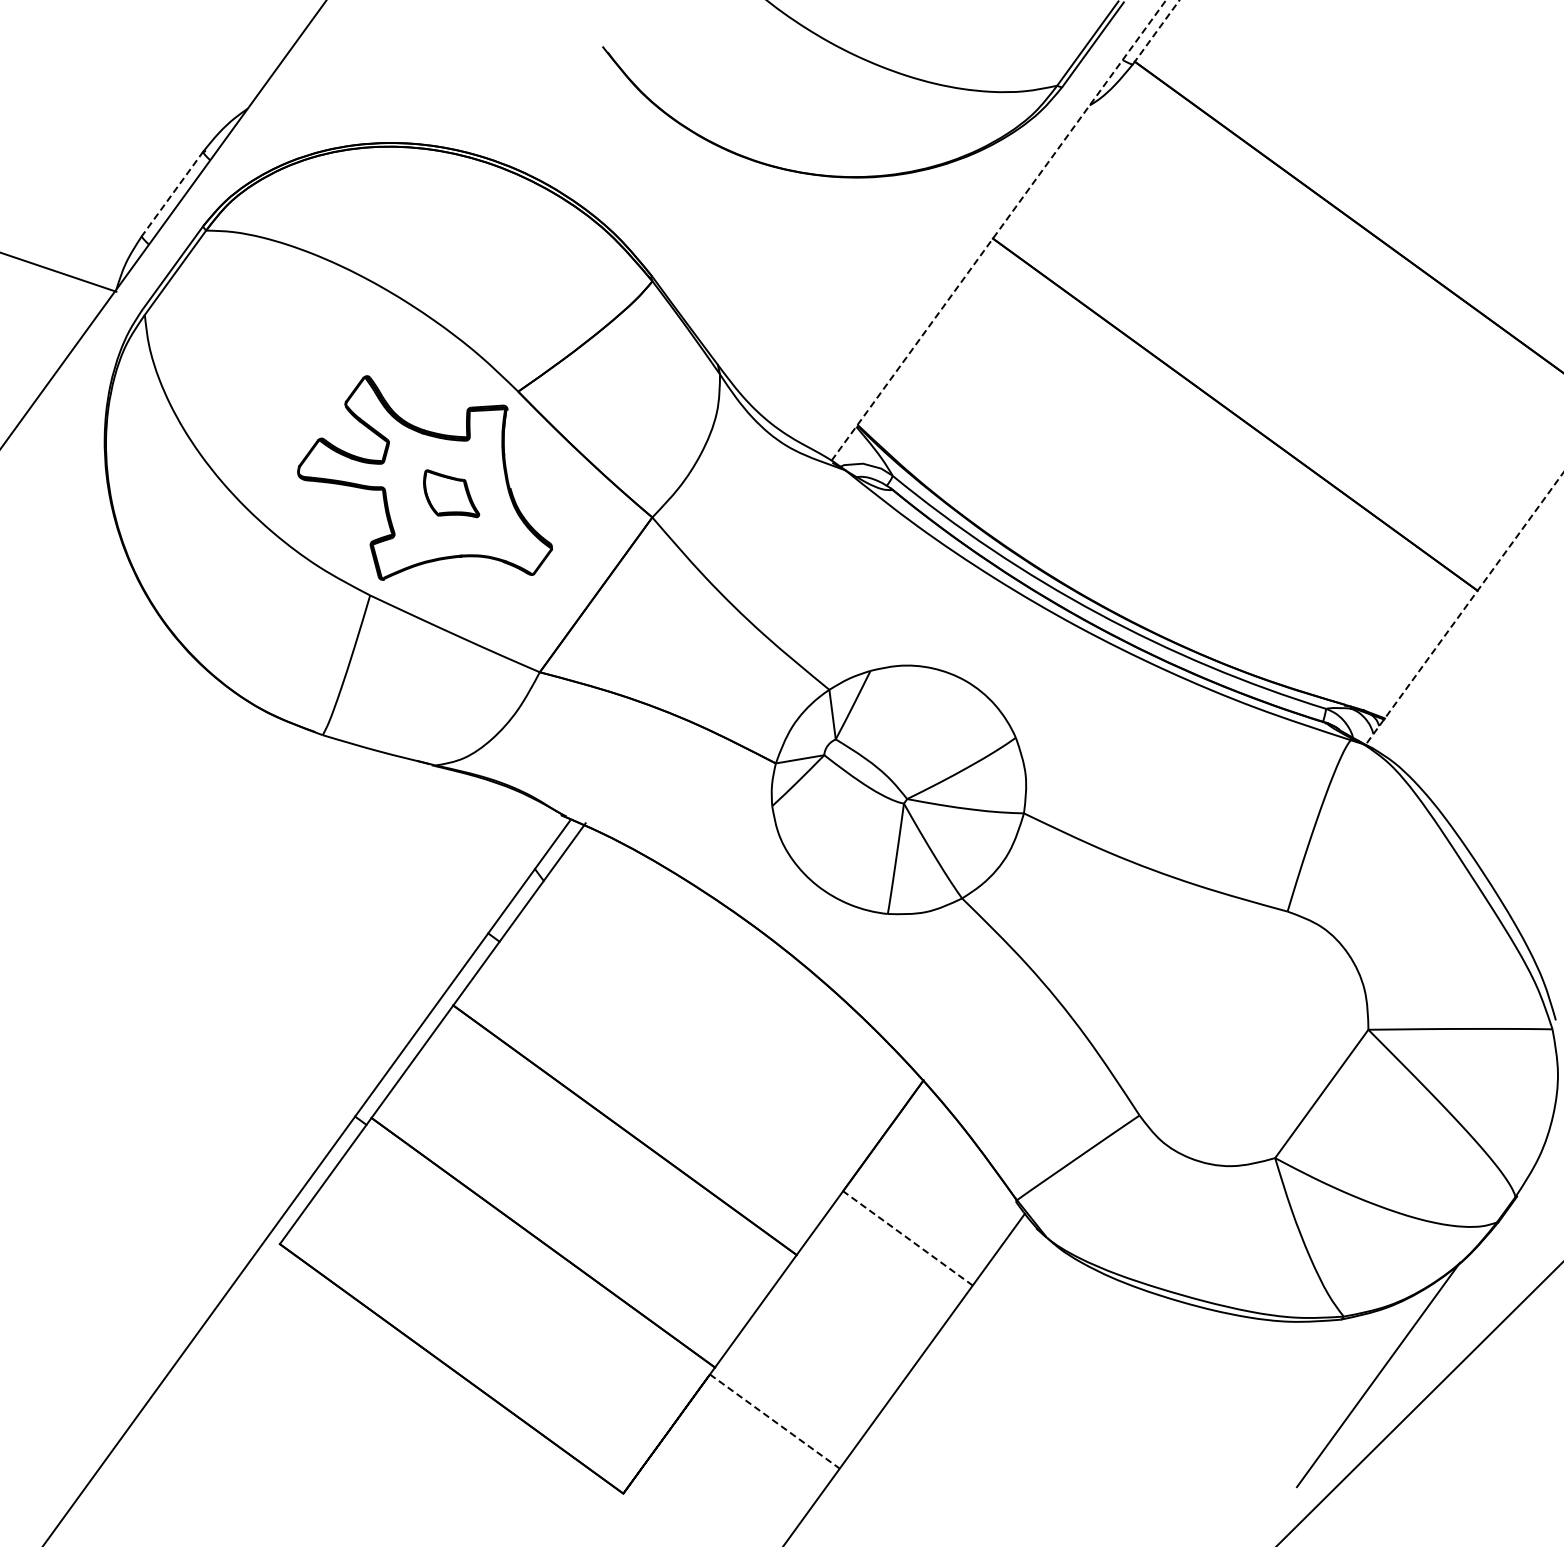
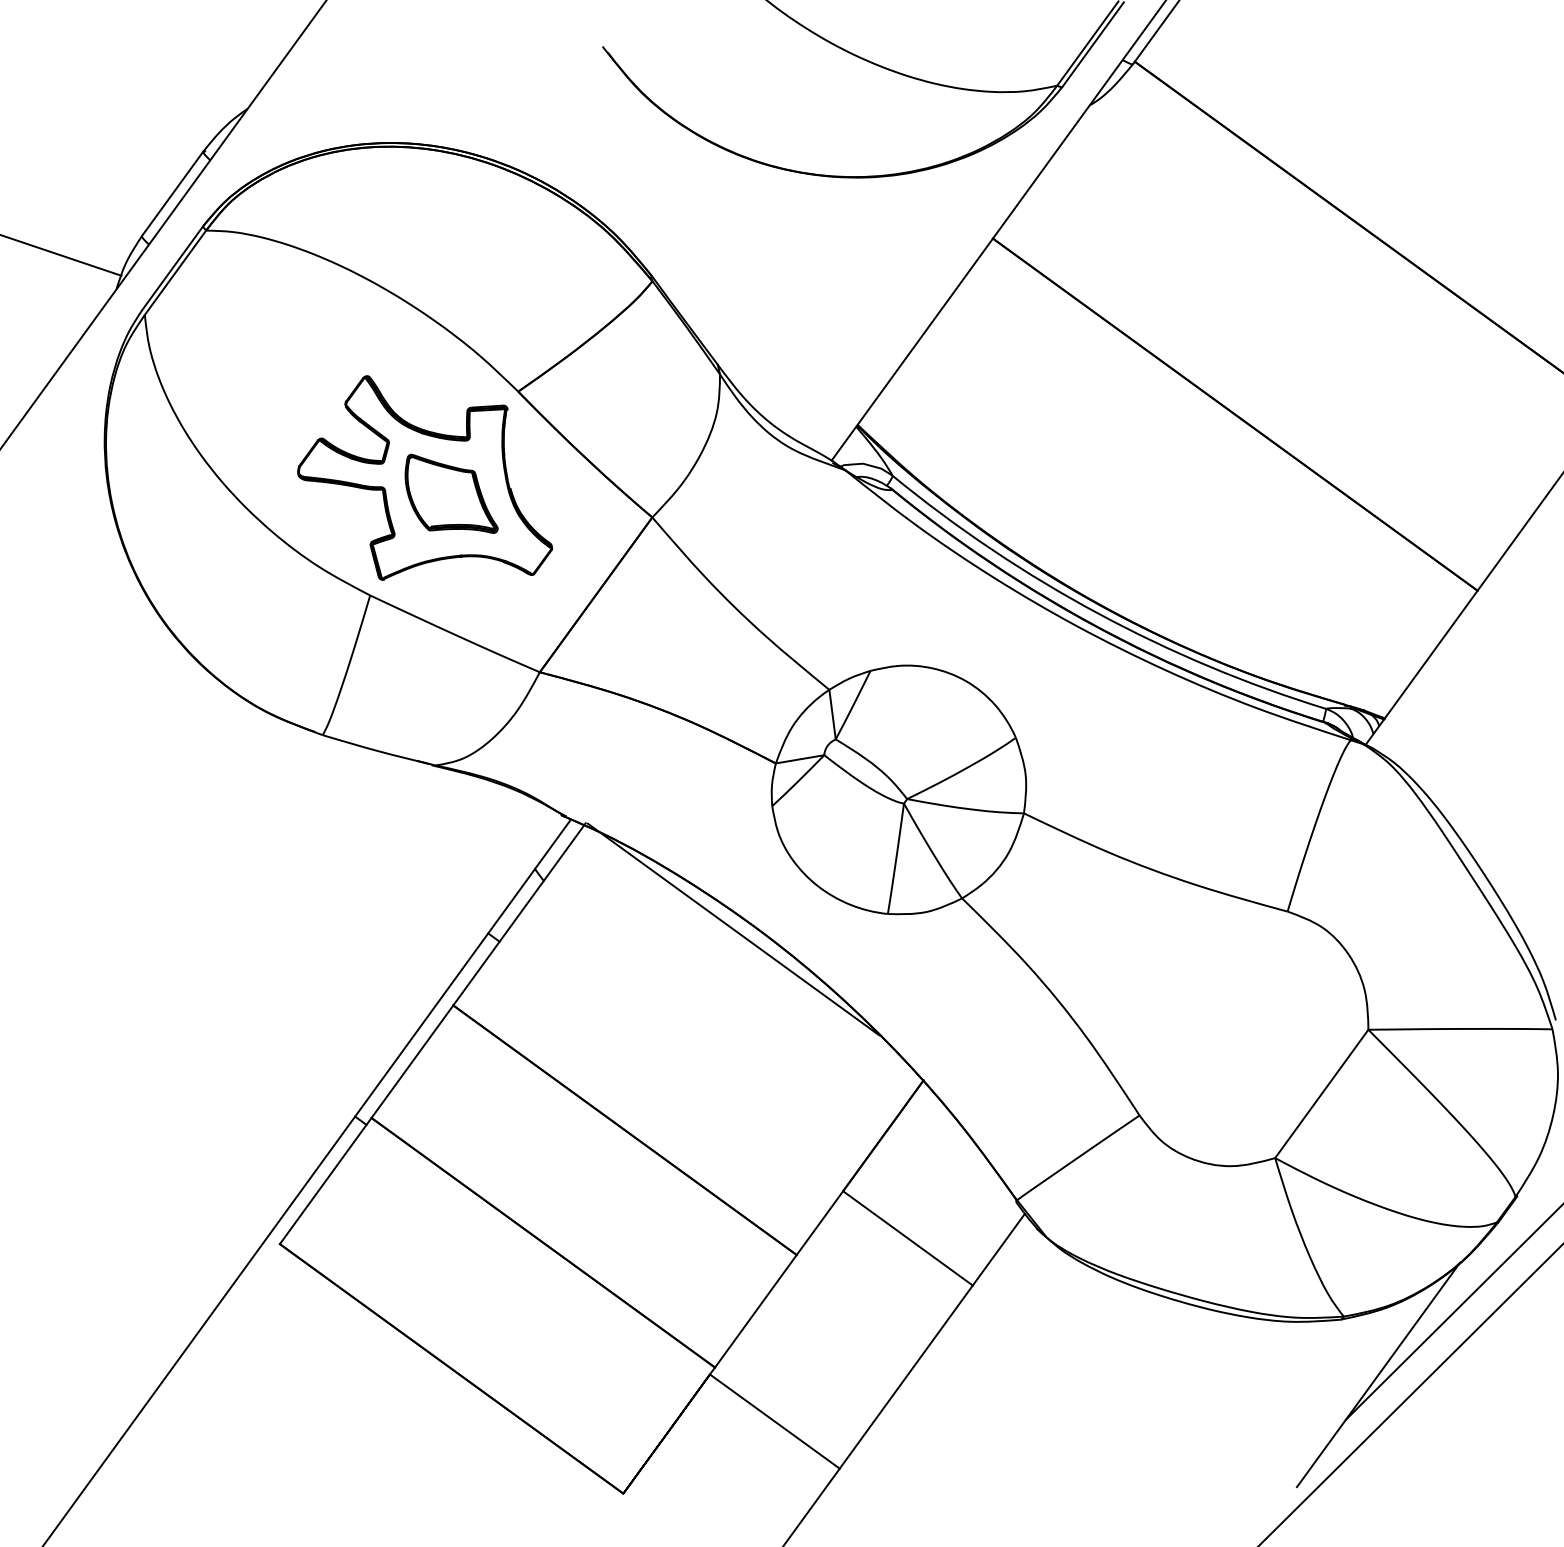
line: dashed -> solid (1156, 31)
line: dashed -> solid (172, 193)
line: dashed -> solid (999, 230)
line position: (59, 272) -> (61, 255) (61, 255)
part size: 58x50 px -> 95x81 px (451, 493)
line: dashed -> solid (1464, 608)
line: none -> present (733, 929)
line: dashed -> solid (907, 1238)
line: none -> present (1453, 1312)
line position: (1419, 1403) -> (1410, 1394) (1410, 1394)
line: dashed -> solid (775, 1421)
